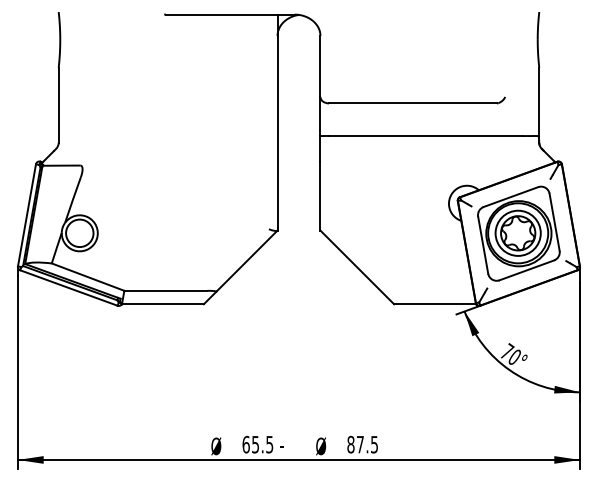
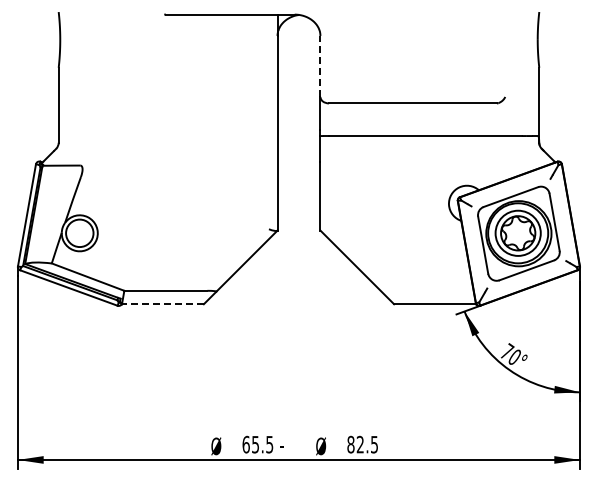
line: solid -> dashed (320, 65)
line: solid -> dashed (162, 304)
text: 87.5 -> 82.5 (359, 444)
